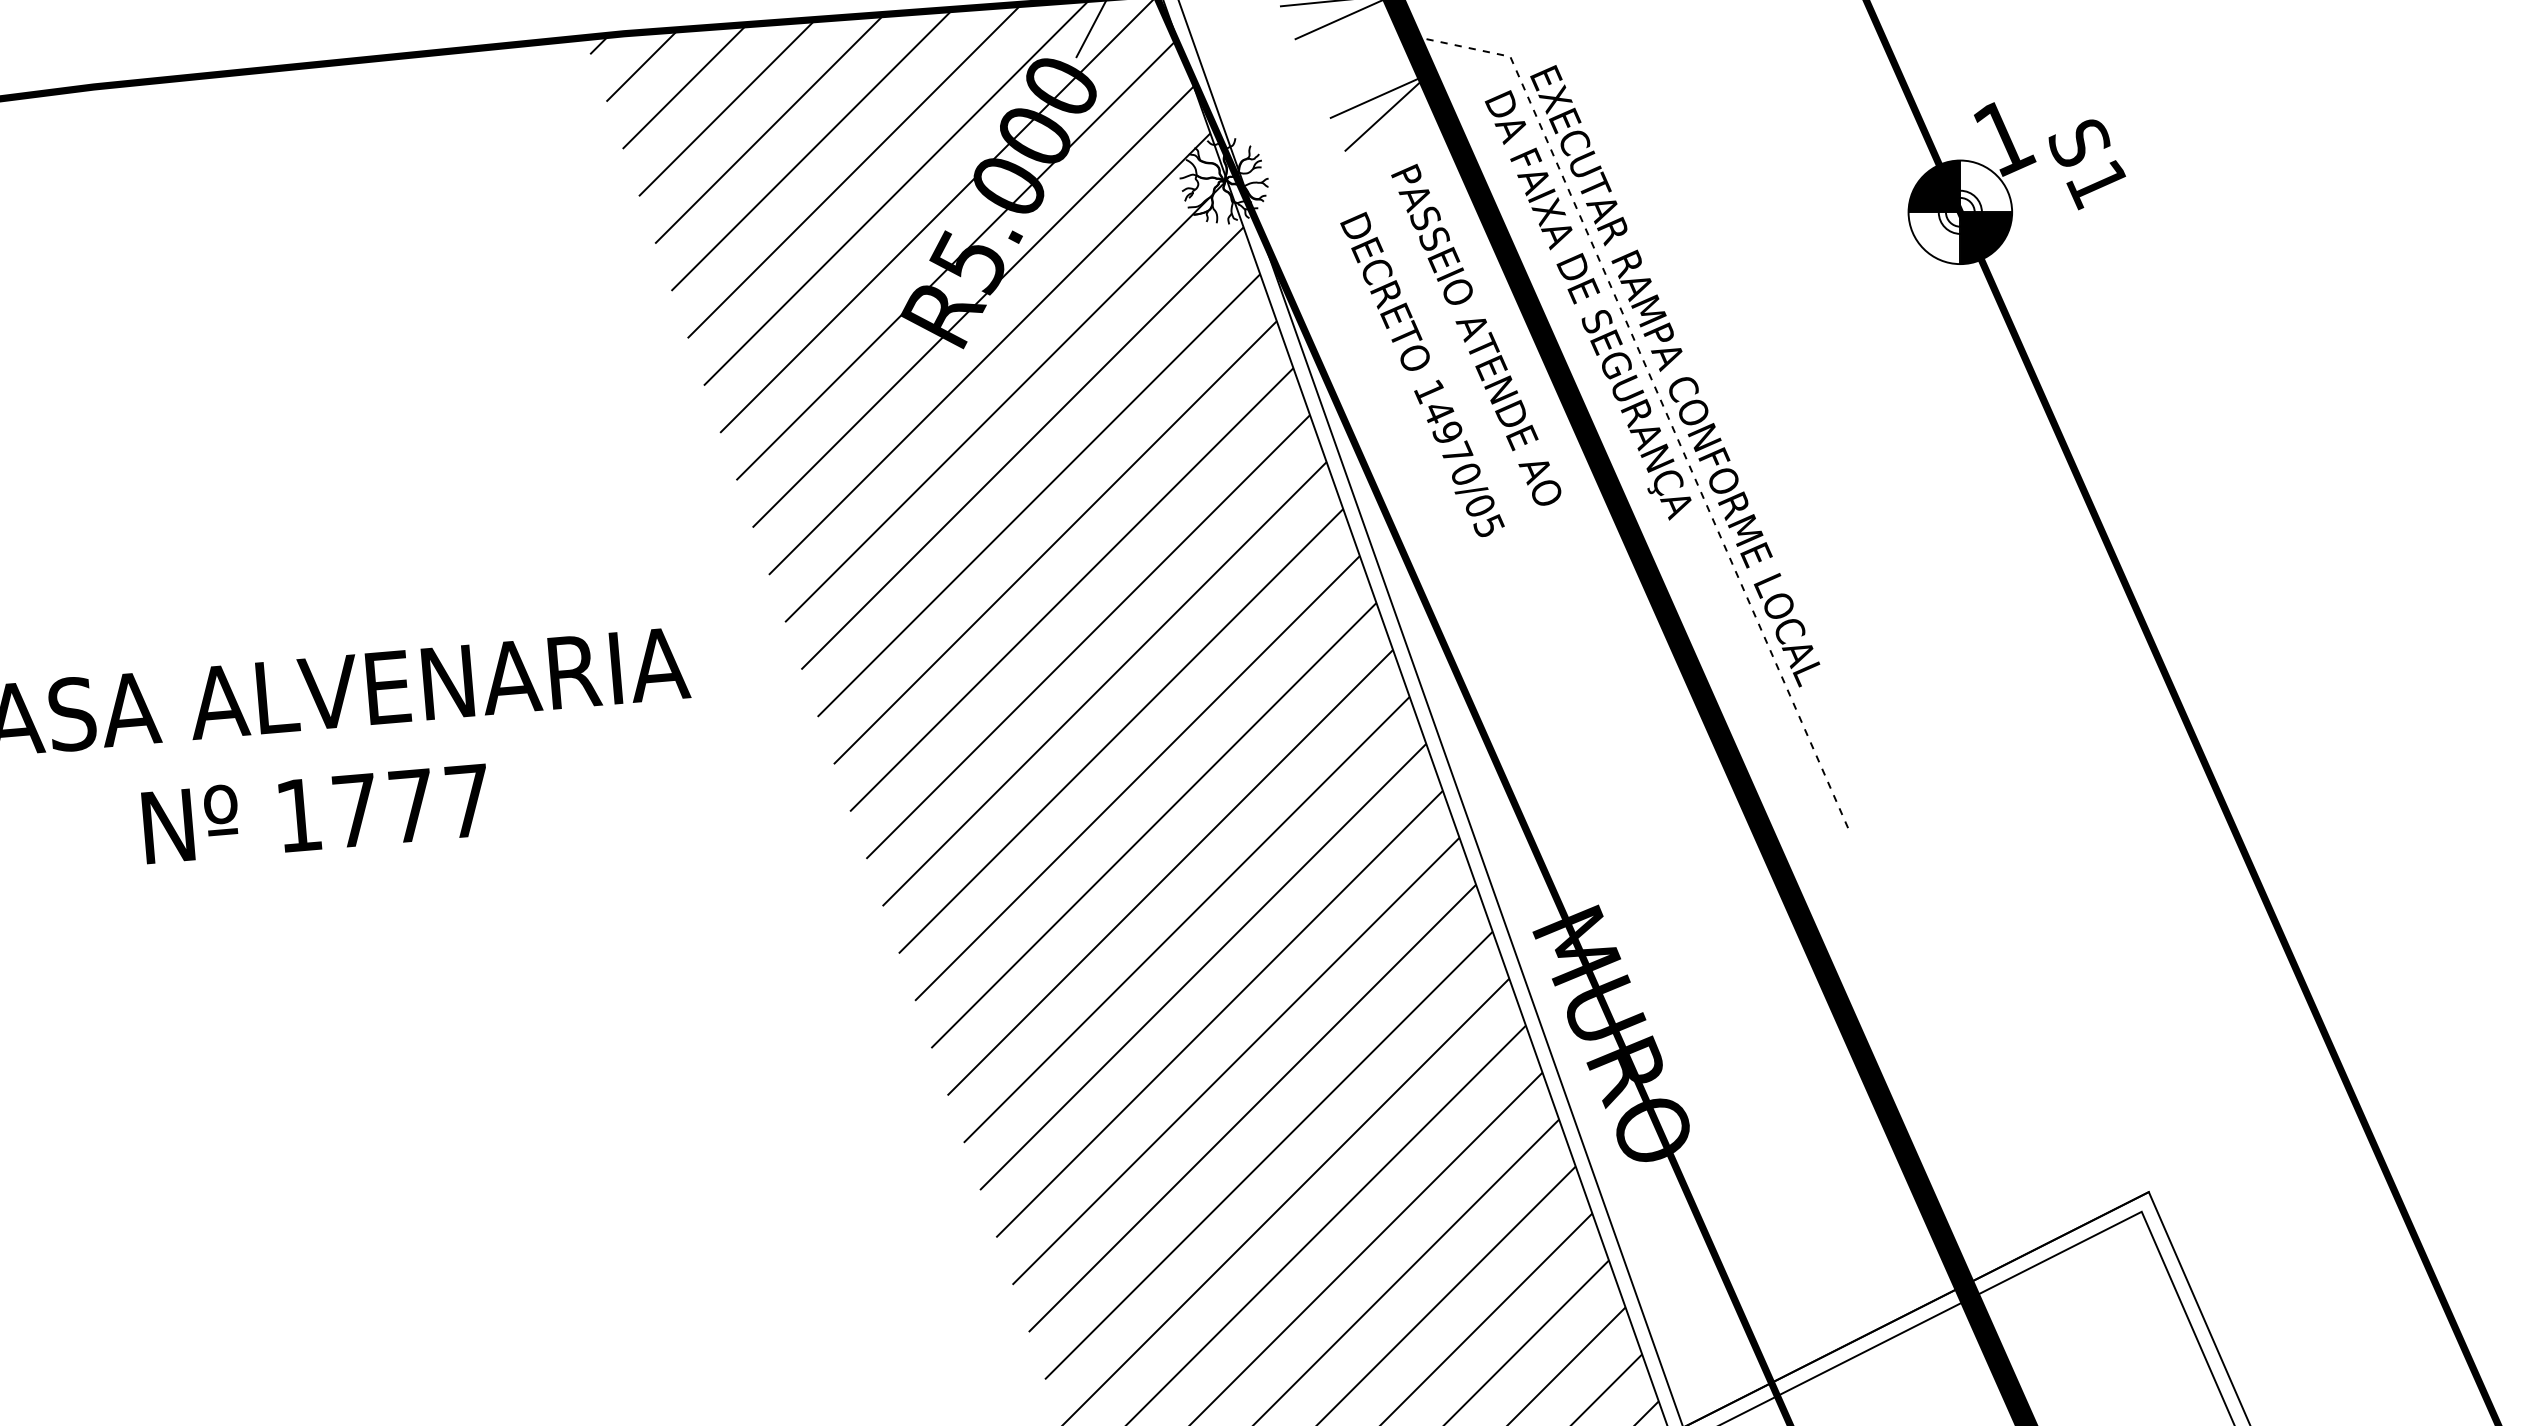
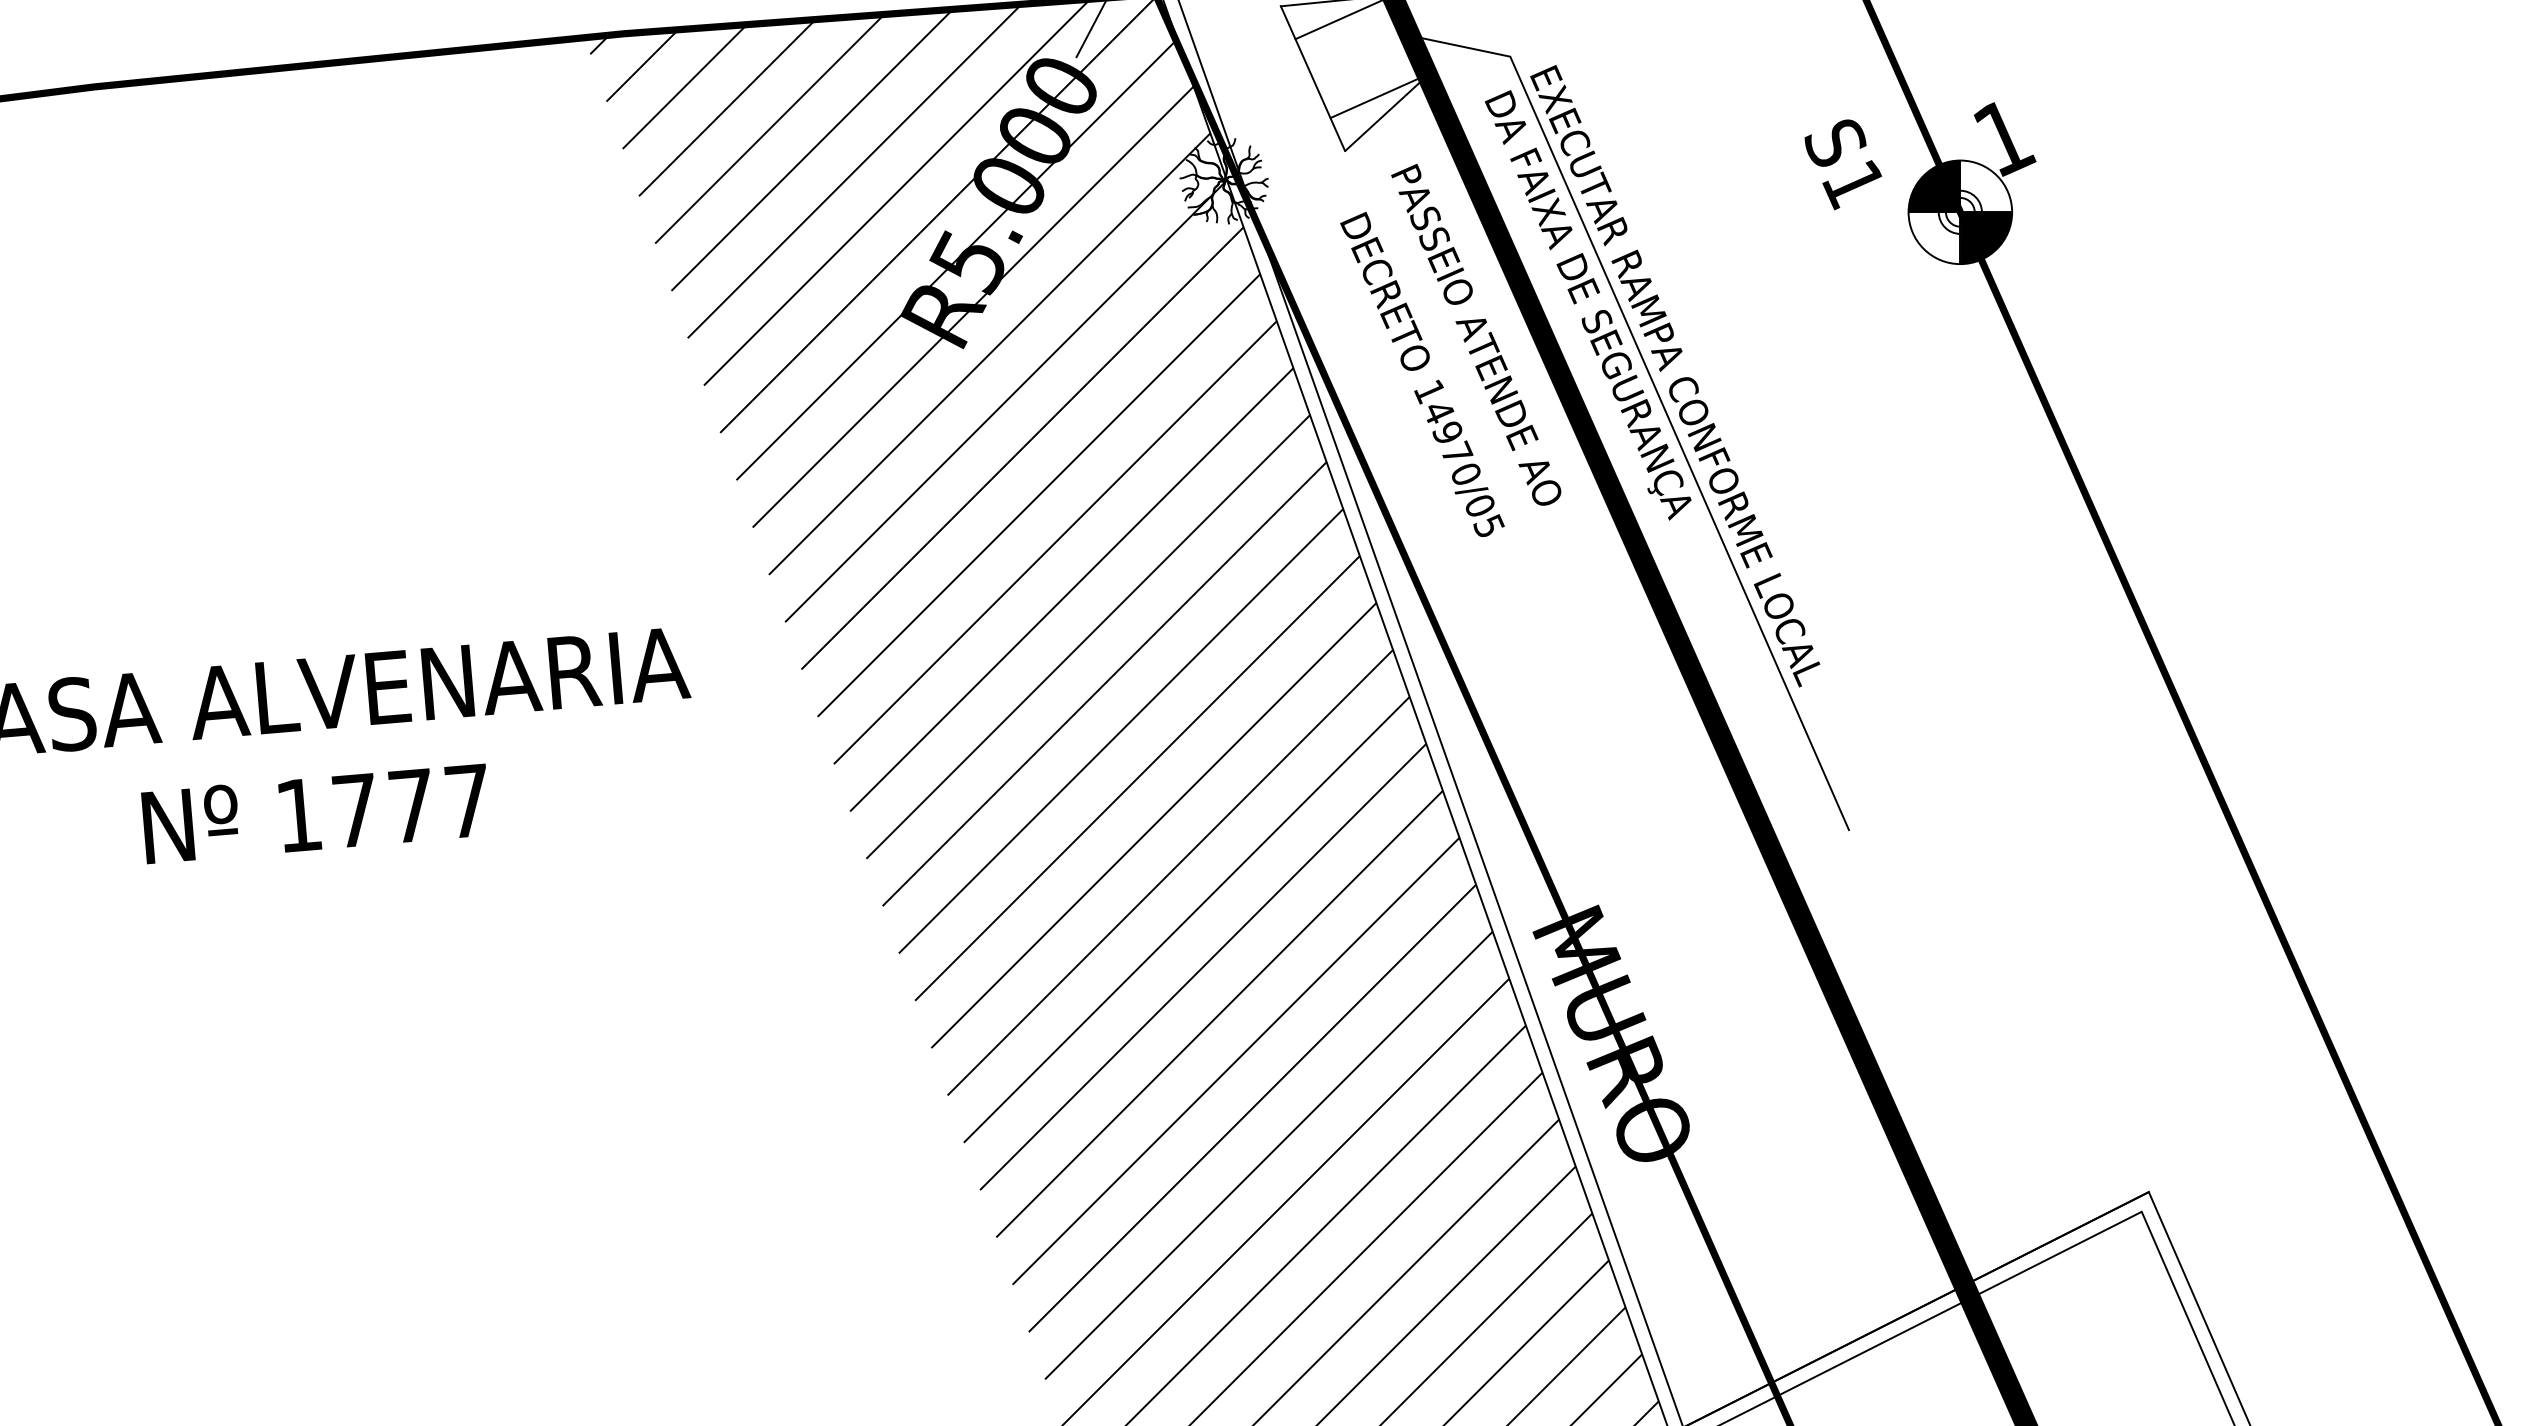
line: none -> present (1312, 78)
text position: (2086, 164) -> (1842, 164) (1842, 164)
line: dashed -> solid (1659, 397)
